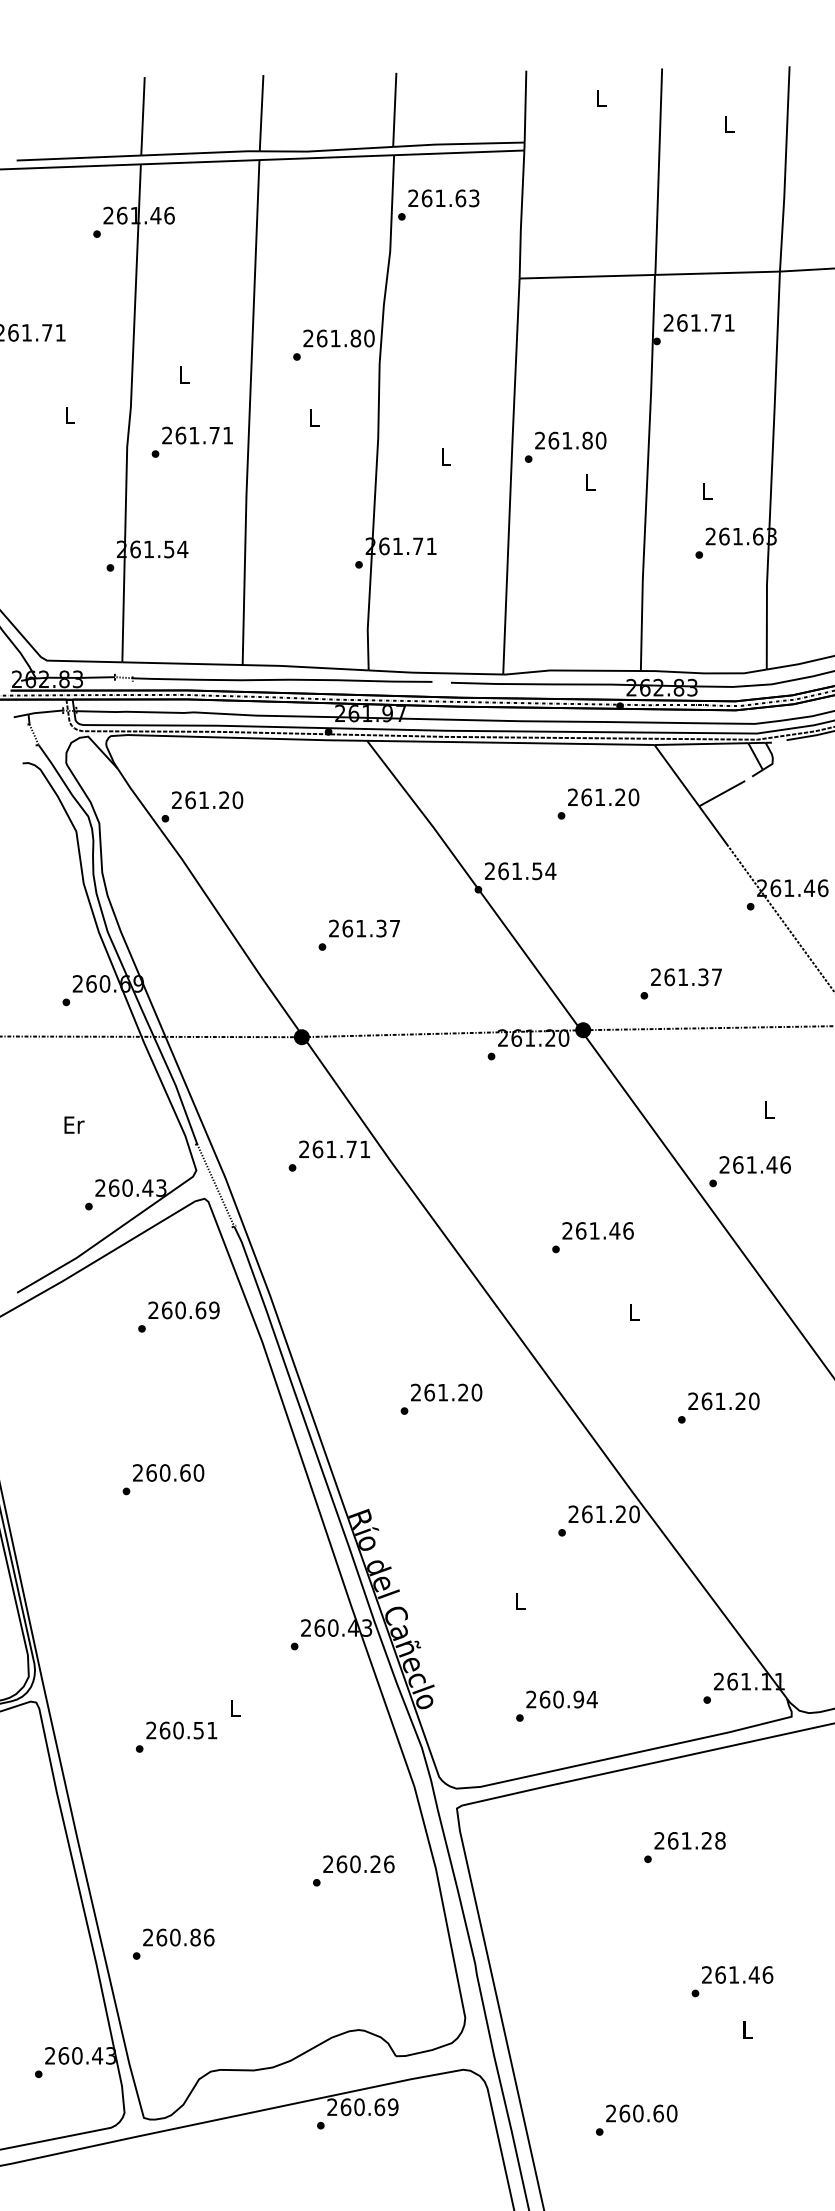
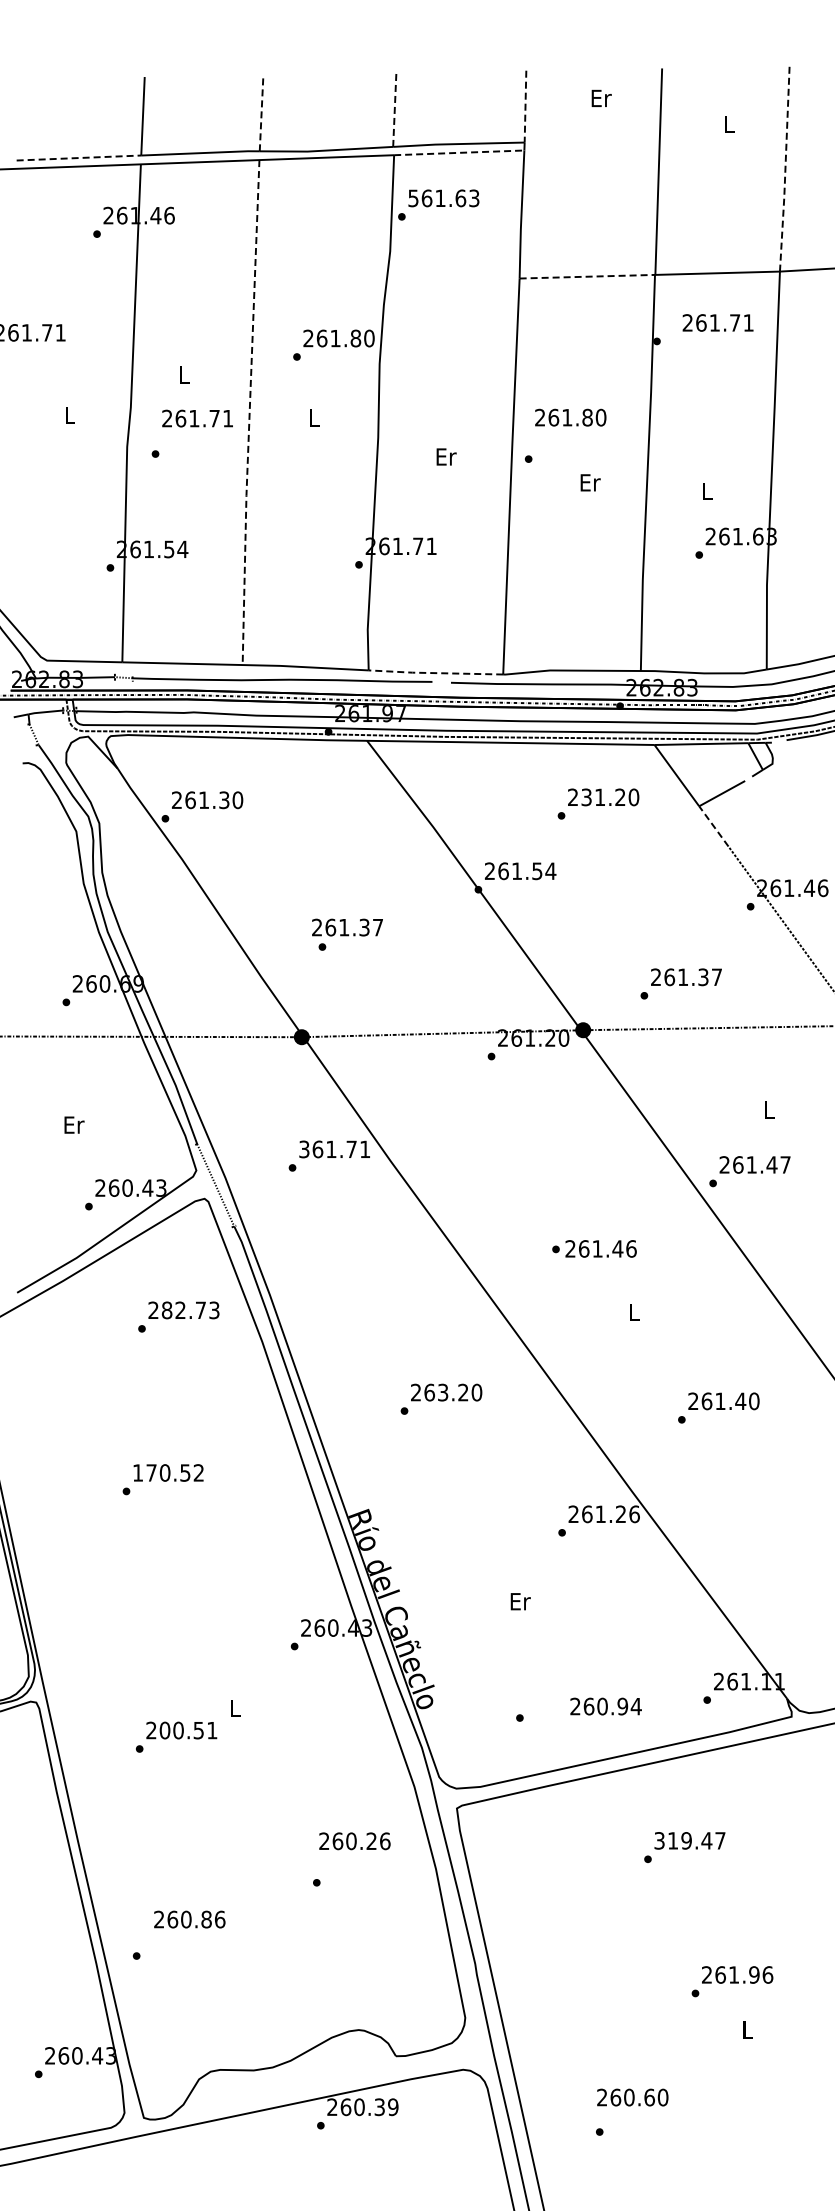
text: L -> Er (601, 98)
line: solid -> dashed (525, 106)
line: solid -> dashed (394, 109)
line: solid -> dashed (261, 112)
line: solid -> dashed (459, 152)
line: solid -> dashed (79, 158)
line: solid -> dashed (785, 169)
text: 261.63 -> 561.63 (413, 198)
line: solid -> dashed (587, 276)
text position: (698, 322) -> (717, 322) (717, 322)
line: solid -> dashed (249, 413)
text position: (197, 435) -> (197, 418) (197, 418)
text position: (570, 440) -> (570, 417) (570, 417)
text: L -> Er (446, 456)
text: L -> Er (590, 482)
line: solid -> dashed (435, 673)
text: 261.20 -> 231.20 (586, 797)
text: 261.20 -> 261.30 (224, 800)
line: solid -> dashed (713, 826)
text position: (364, 928) -> (347, 927) (347, 927)
text: 261.71 -> 361.71 (304, 1149)
text: 261.46 -> 261.47 (785, 1164)
text position: (597, 1230) -> (600, 1248) (600, 1248)
text: 260.69 -> 282.73 (190, 1310)
text: 261.20 -> 263.20 (443, 1392)
text: 261.20 -> 261.40 (740, 1400)
text: 260.60 -> 170.52 (168, 1472)
text: 261.20 -> 261.26 (634, 1513)
text: L -> Er (520, 1601)
text position: (561, 1699) -> (605, 1706) (605, 1706)
text: 260.51 -> 200.51 (164, 1730)
text: 261.28 -> 319.47 (689, 1840)
text position: (358, 1864) -> (354, 1841) (354, 1841)
text position: (178, 1937) -> (189, 1919) (189, 1919)
text: 261.46 -> 261.96 (753, 1974)
text: 260.69 -> 260.39 (379, 2107)
text position: (641, 2113) -> (632, 2097) (632, 2097)
